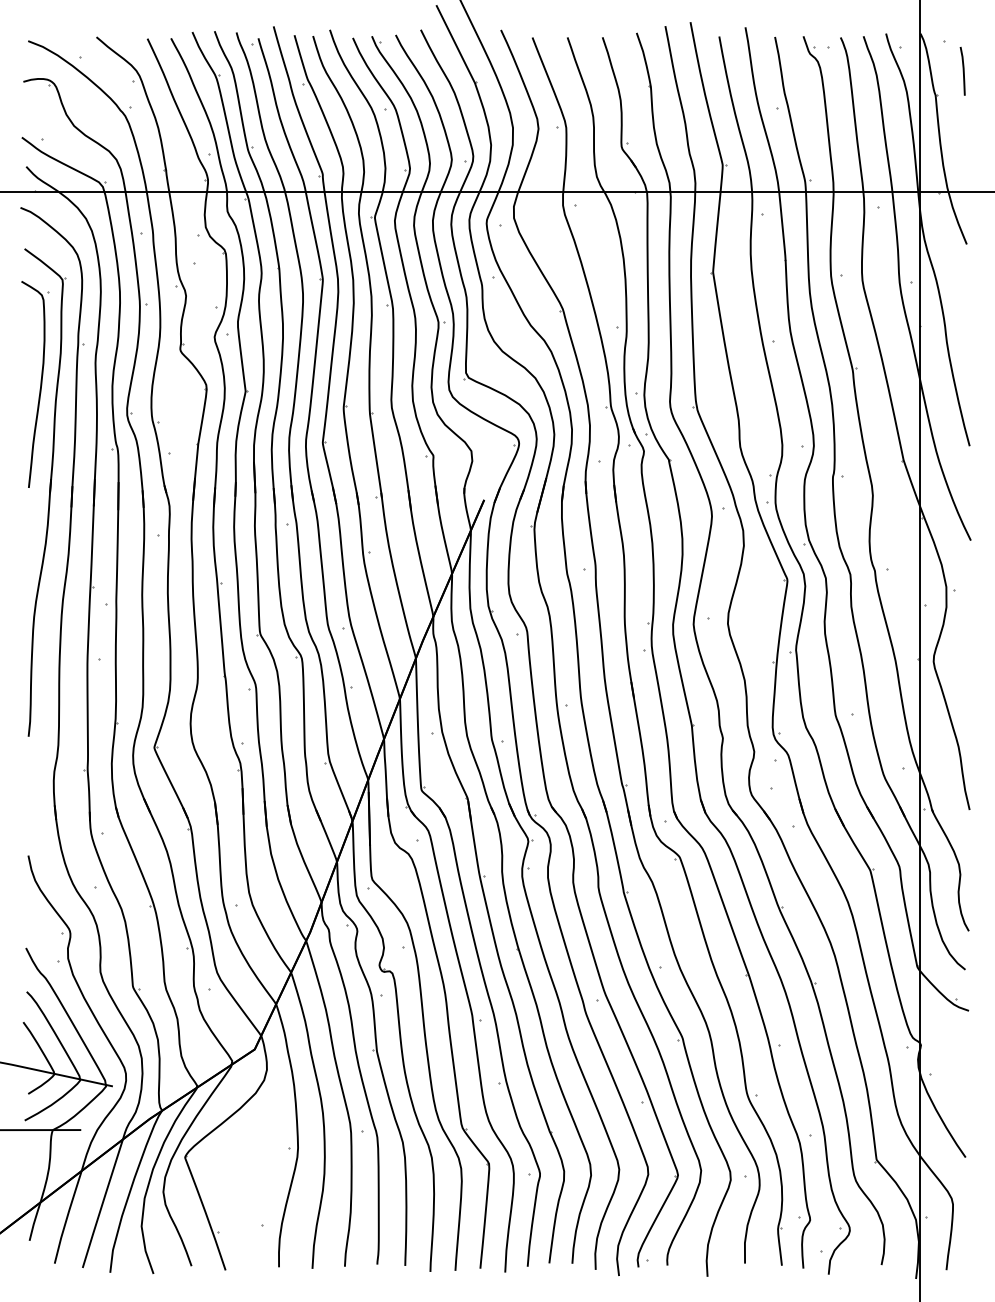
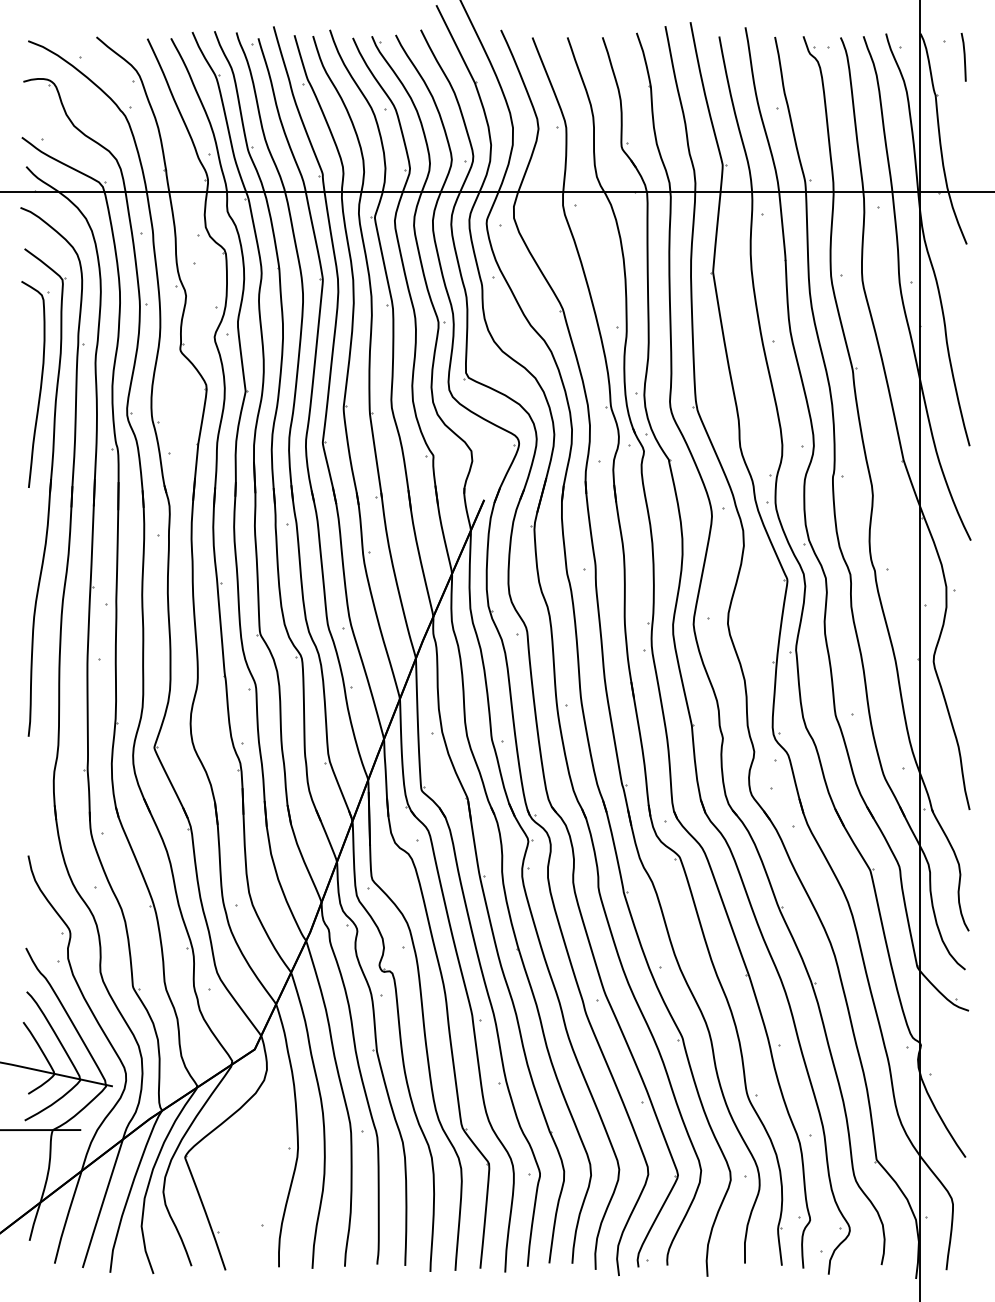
line position: (962, 71) -> (963, 57) (963, 57)
